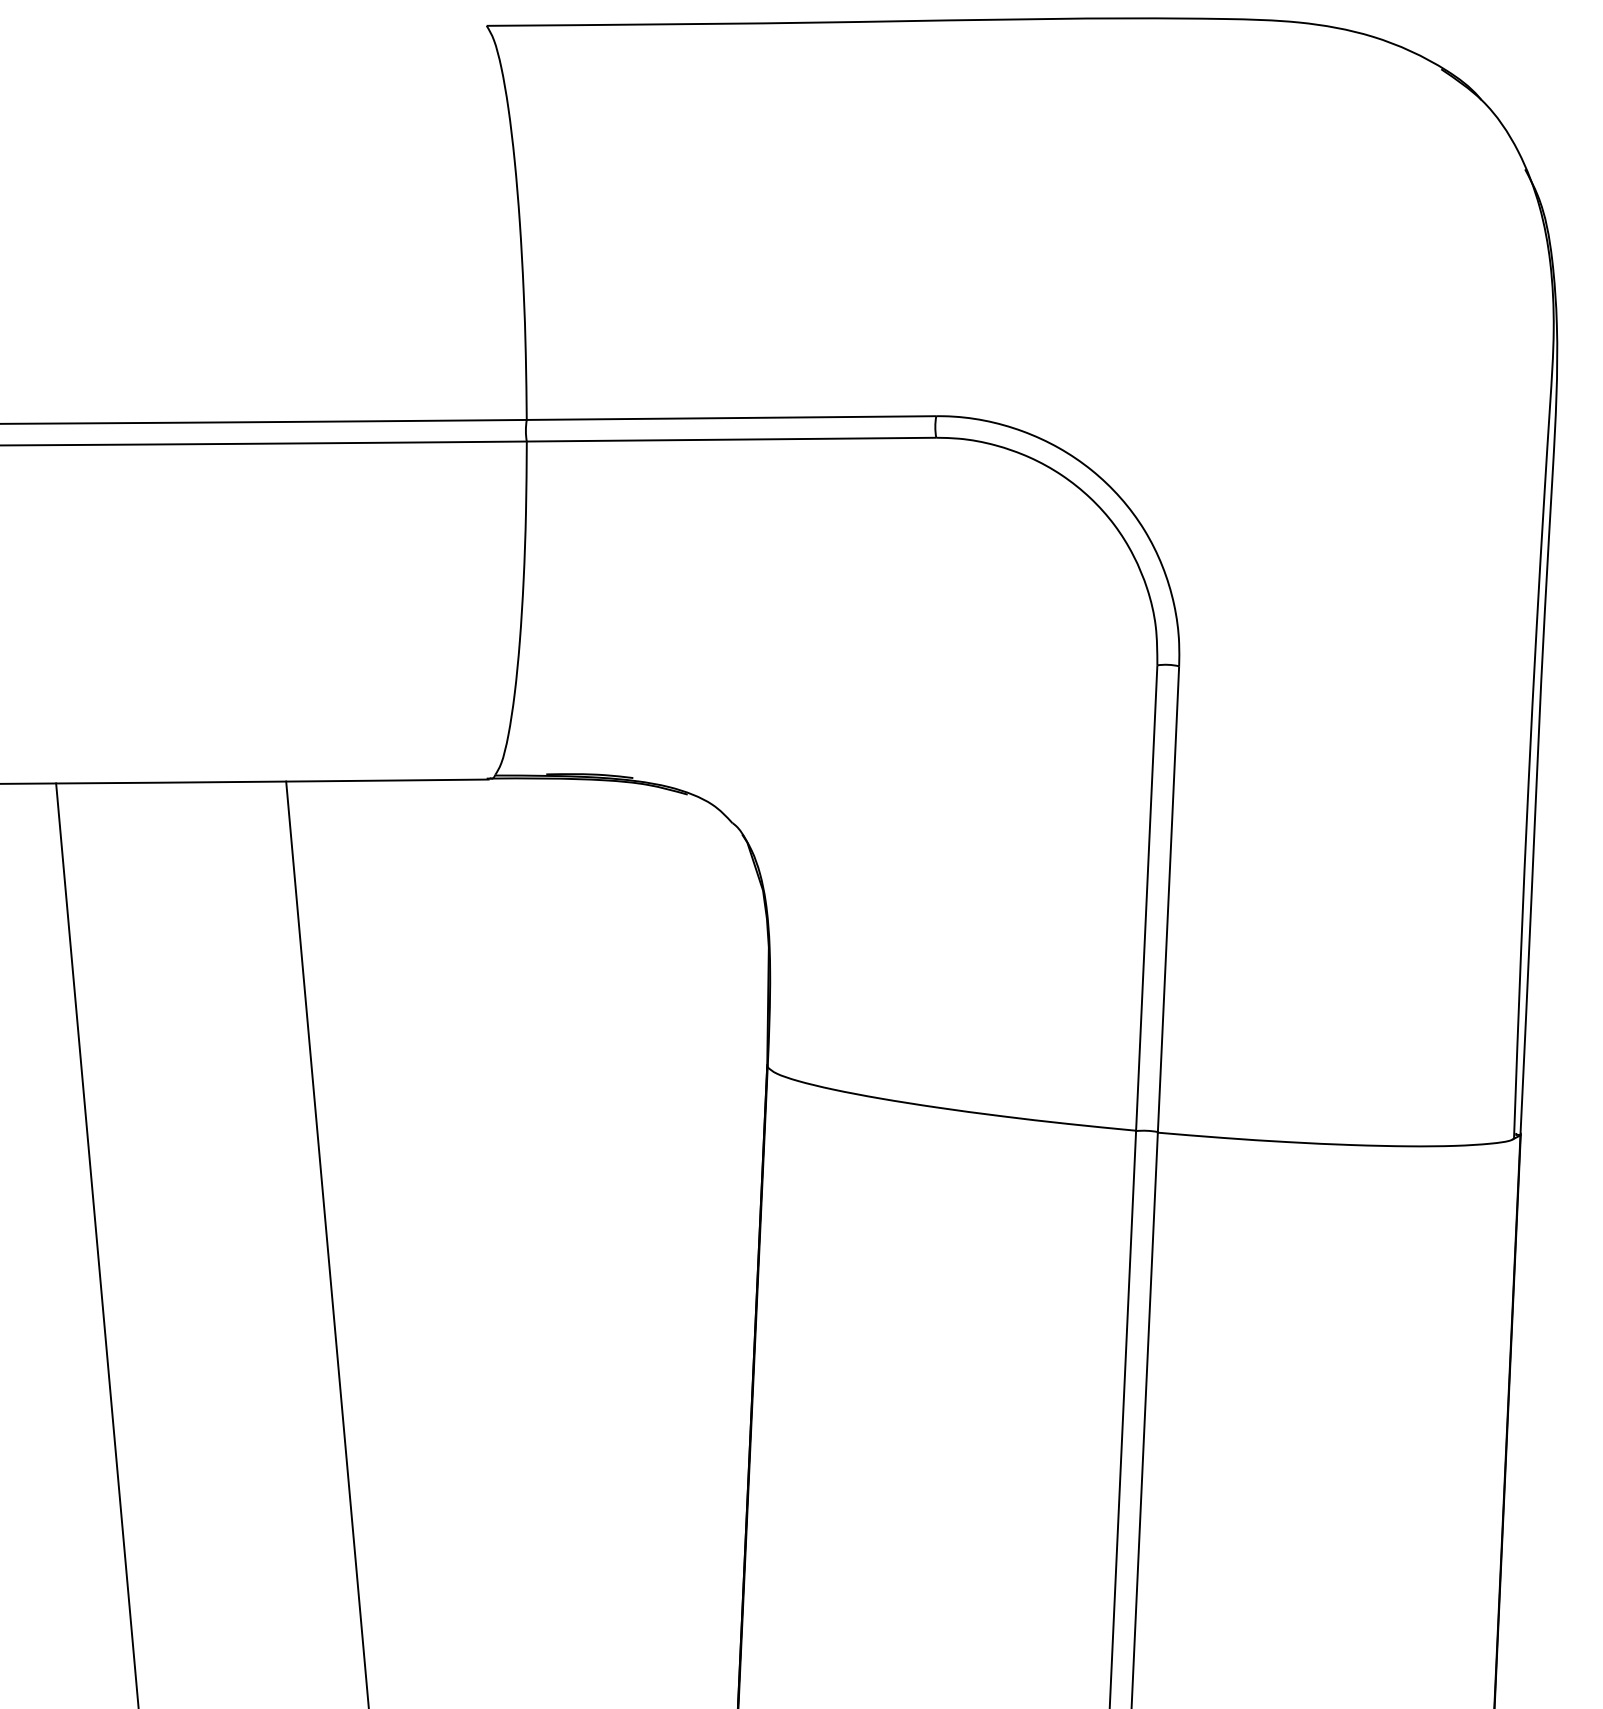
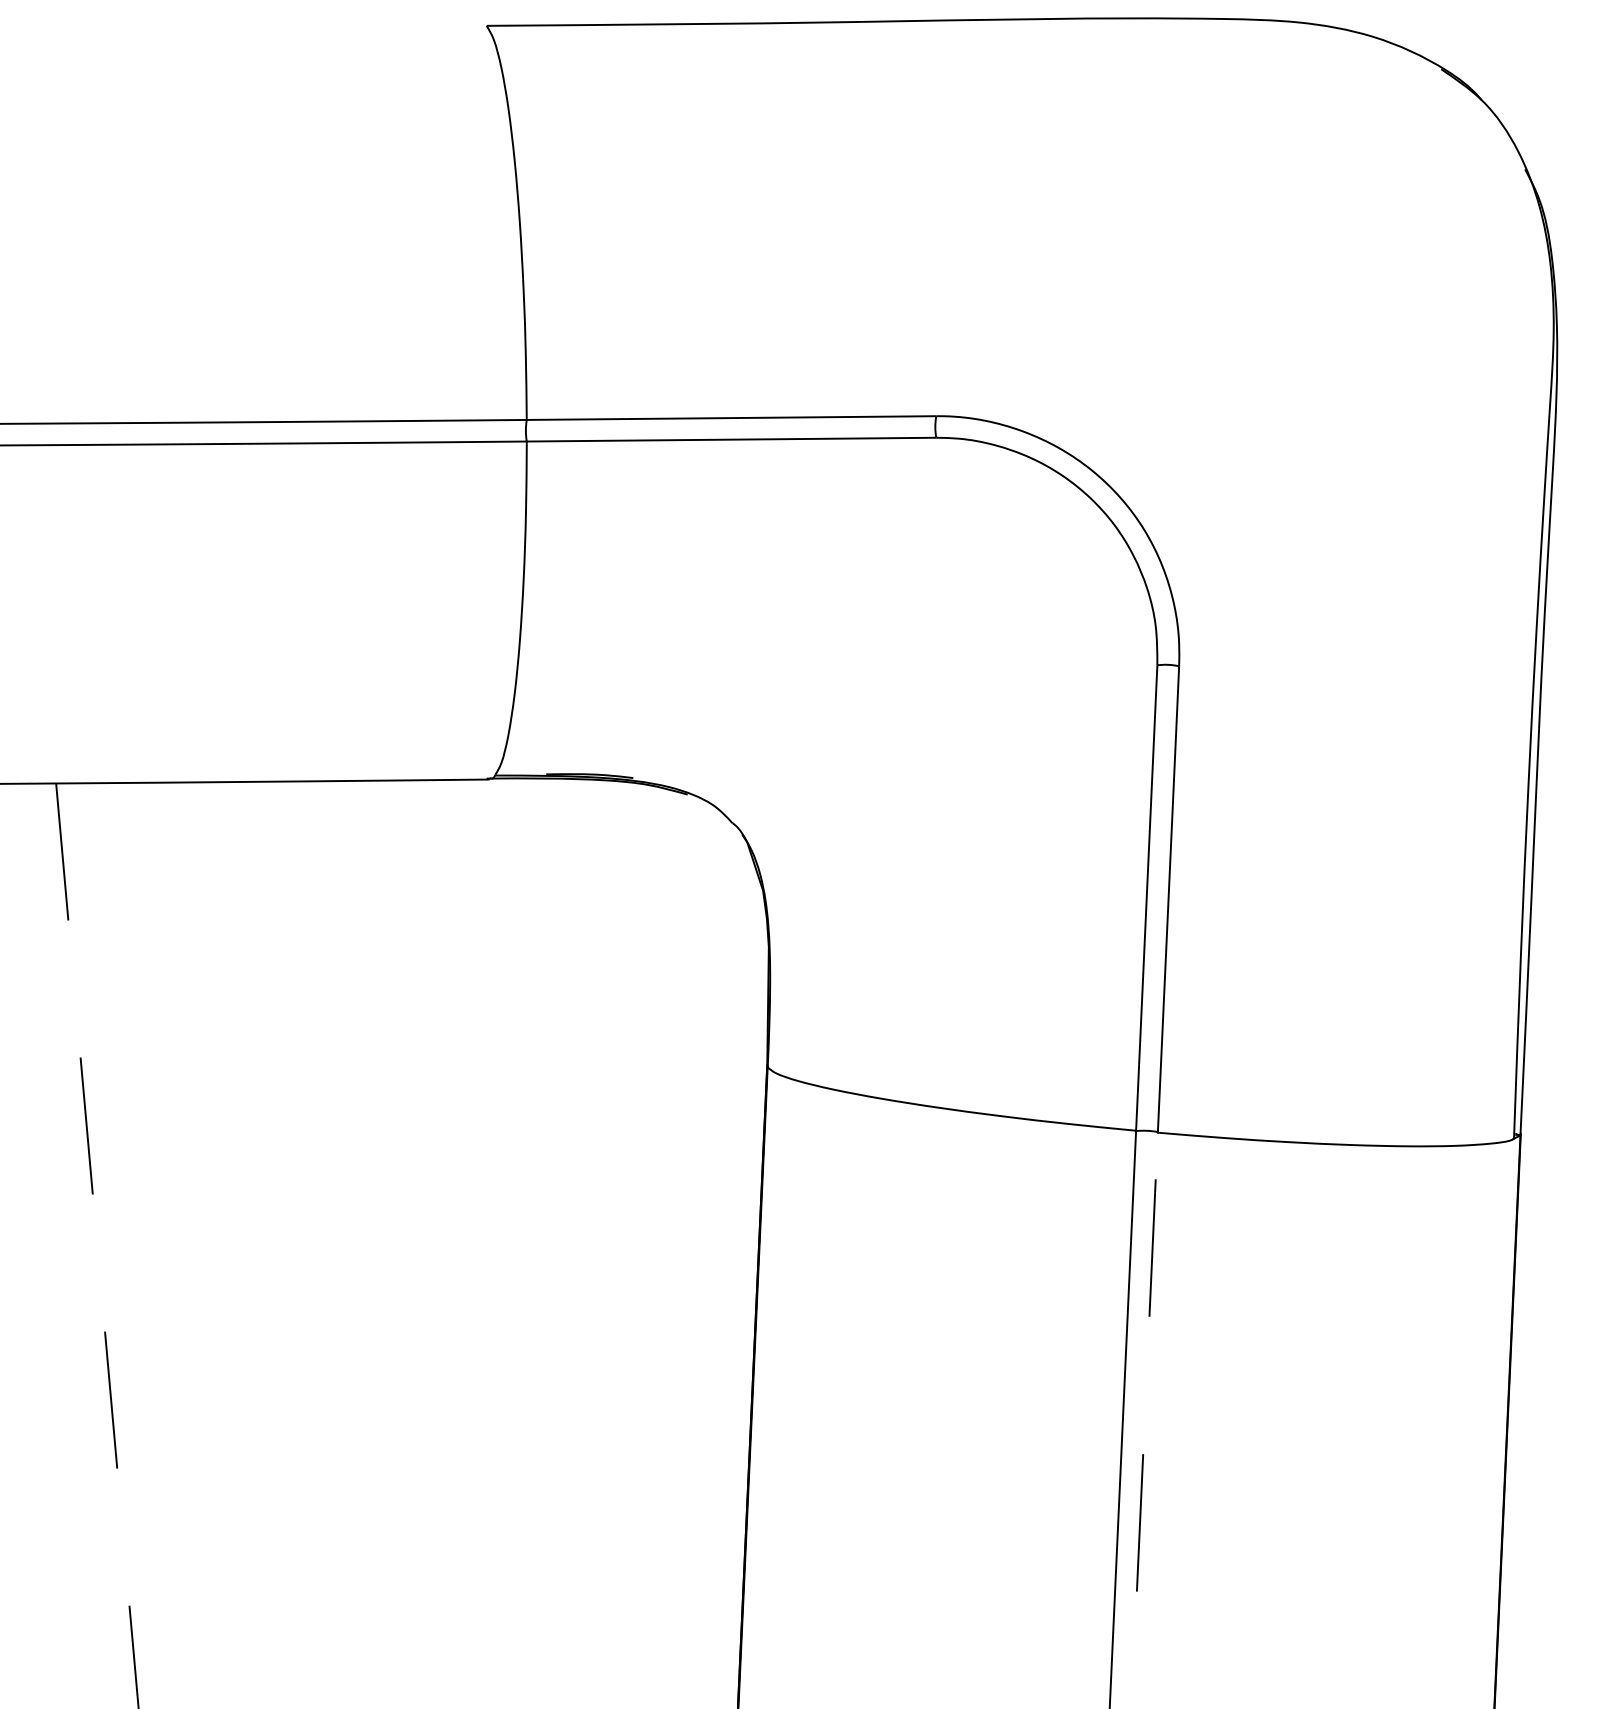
line: present -> none (327, 1243)
line: solid -> dashed (97, 1246)
line: solid -> dashed (1144, 1420)
